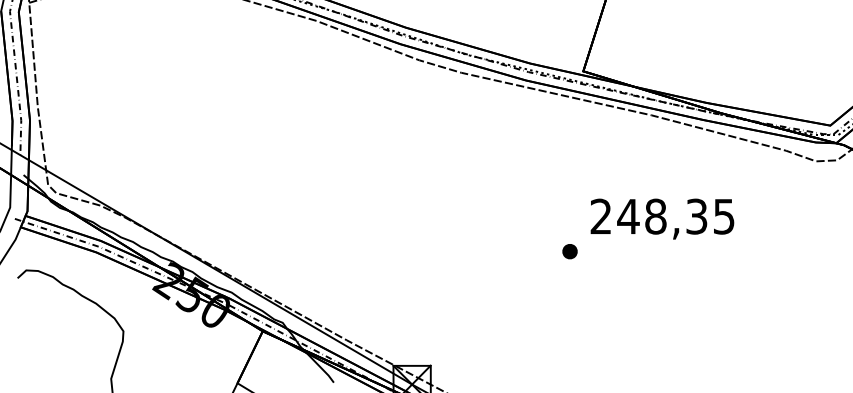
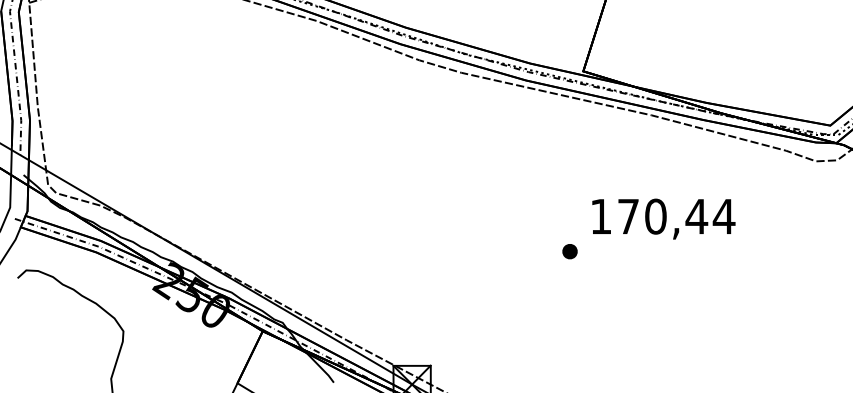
text: 248,35 -> 170,44 (662, 216)
